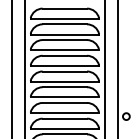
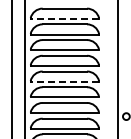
line: solid -> dashed (64, 18)
line: present -> none (105, 68)
line: solid -> dashed (64, 81)
